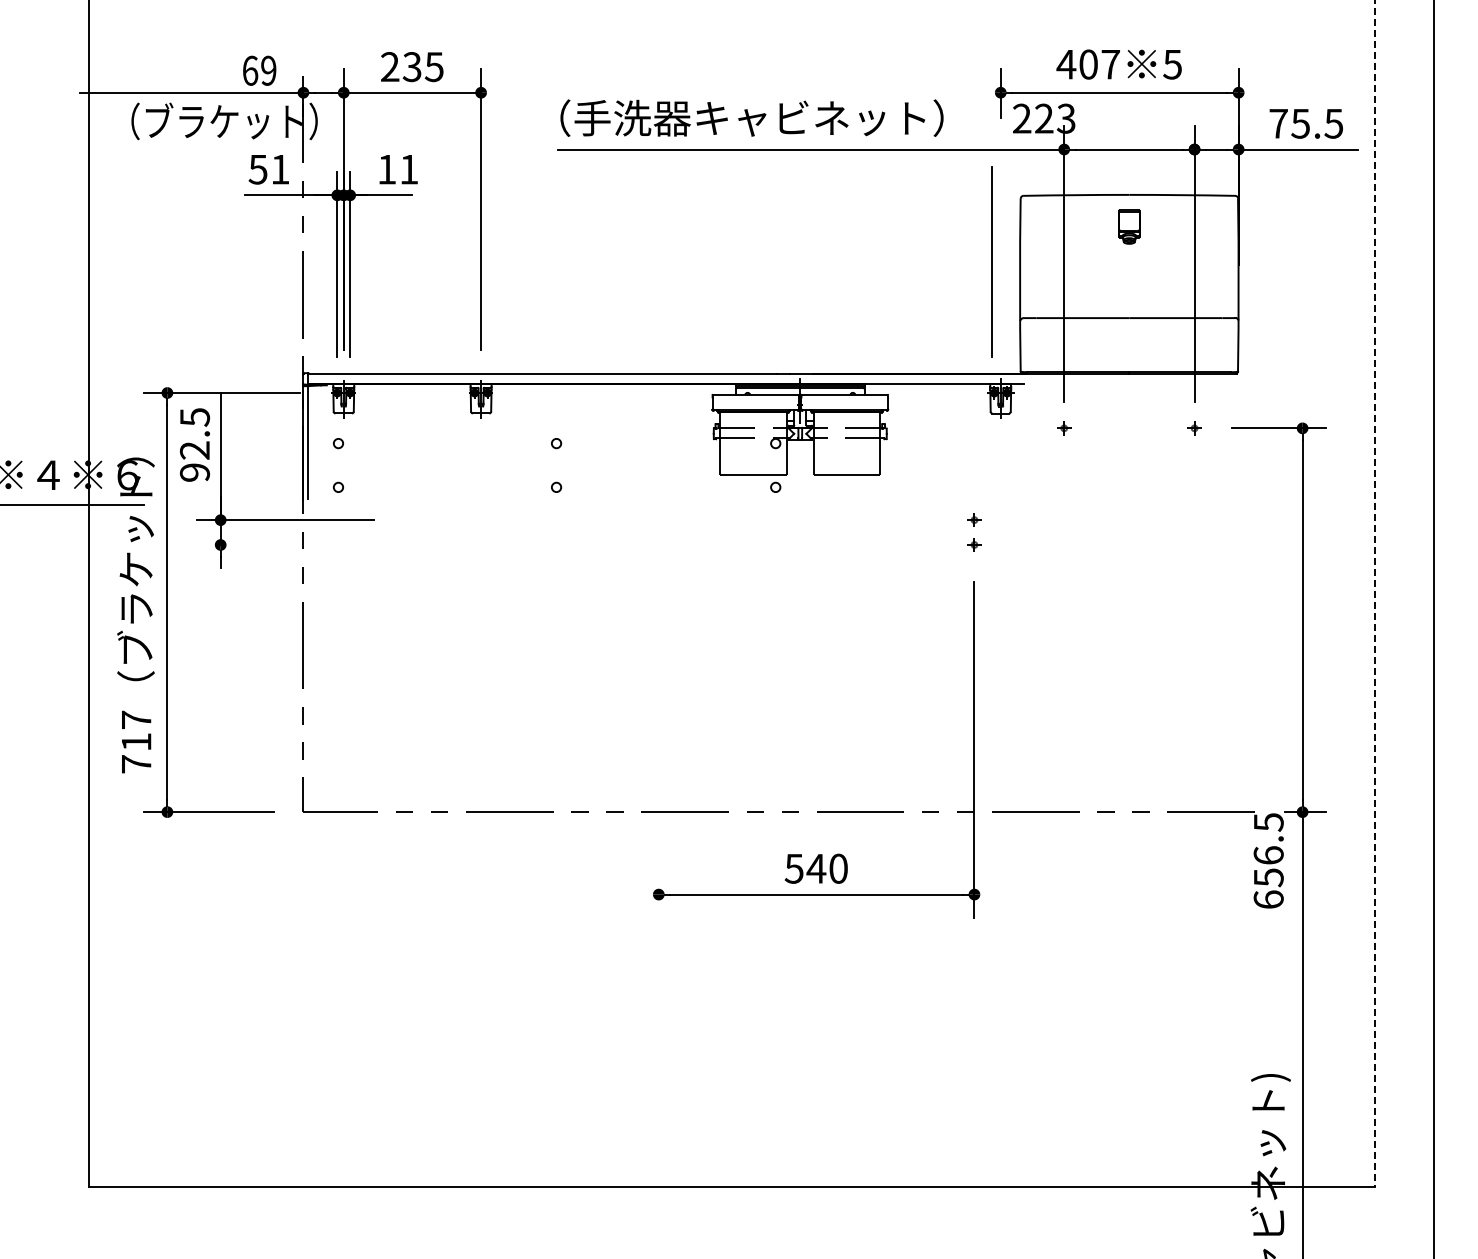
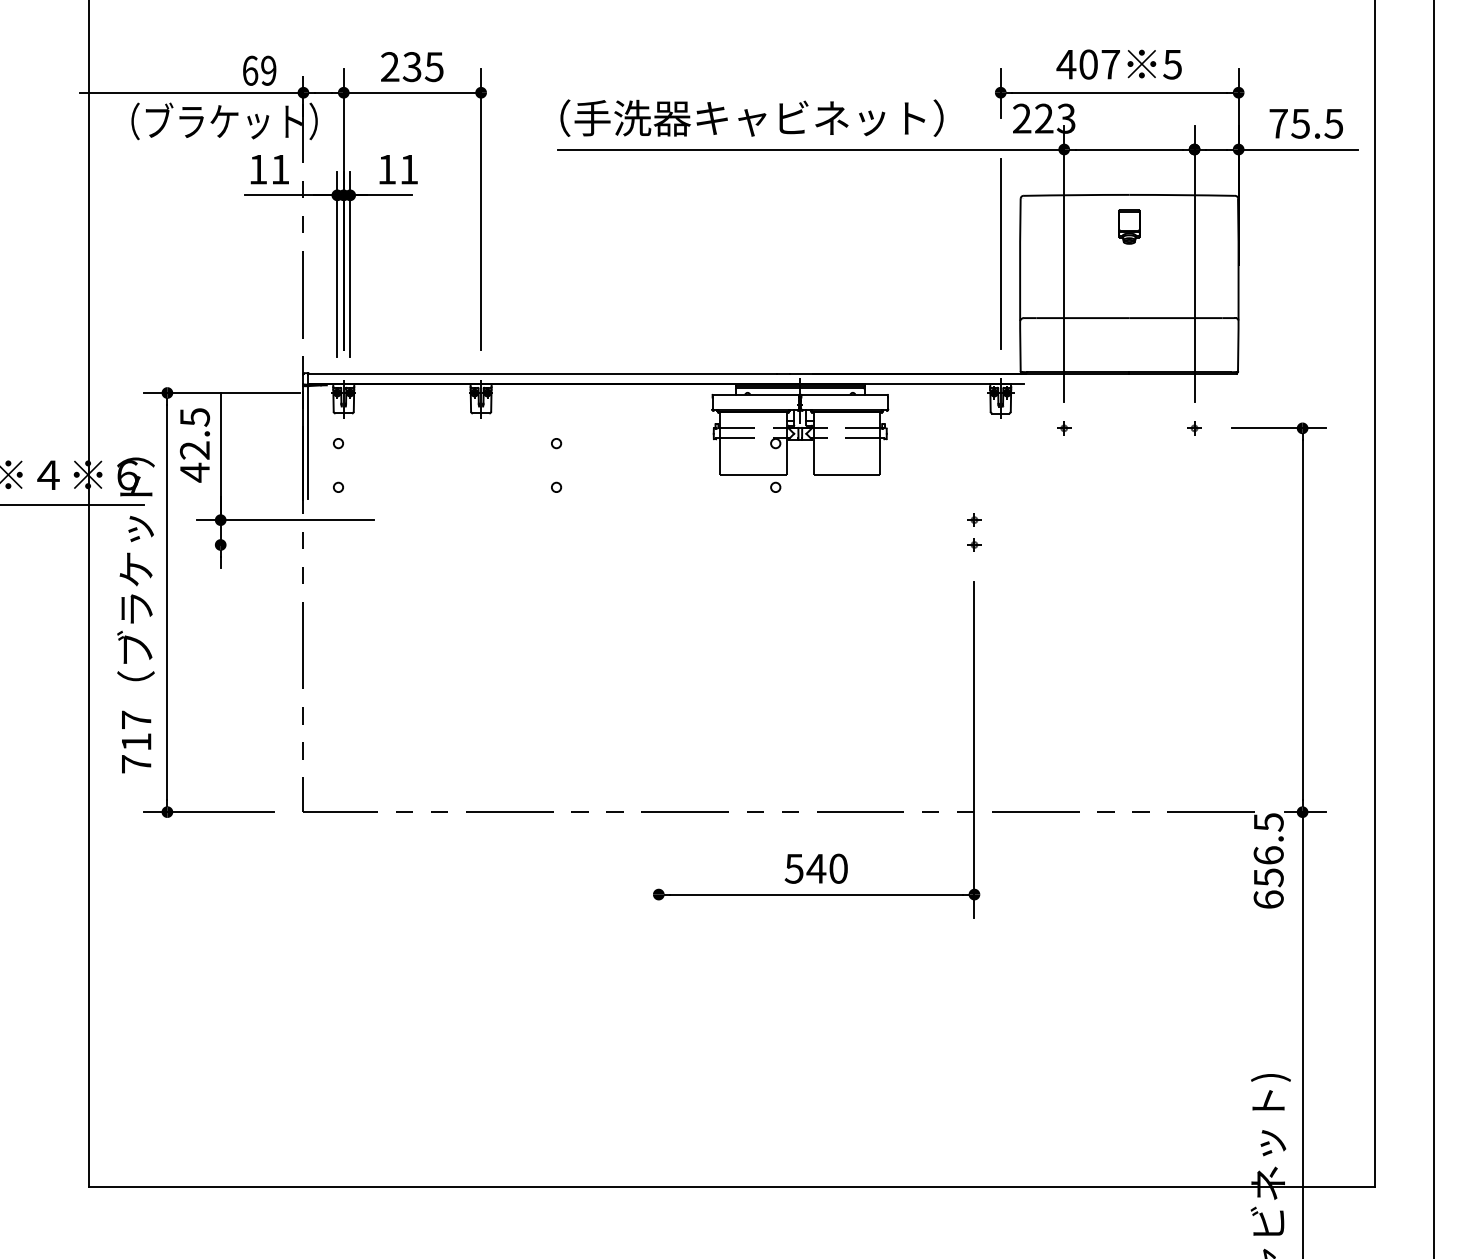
text: 51 -> 11 (257, 169)
line position: (991, 261) -> (1000, 253) (1000, 253)
text: 92.5 -> 42.5 (194, 472)
line: dashed -> solid (1375, 594)
